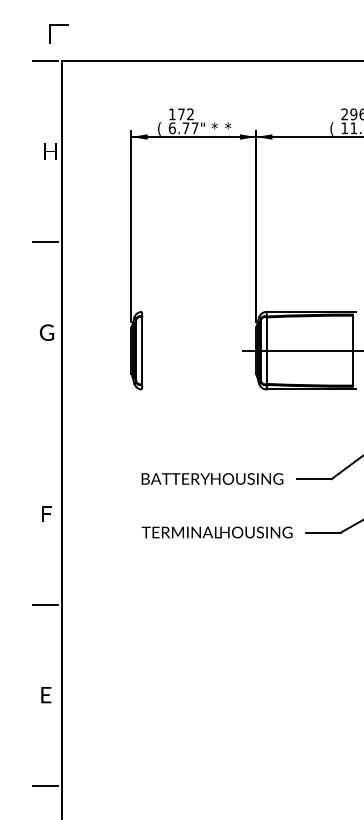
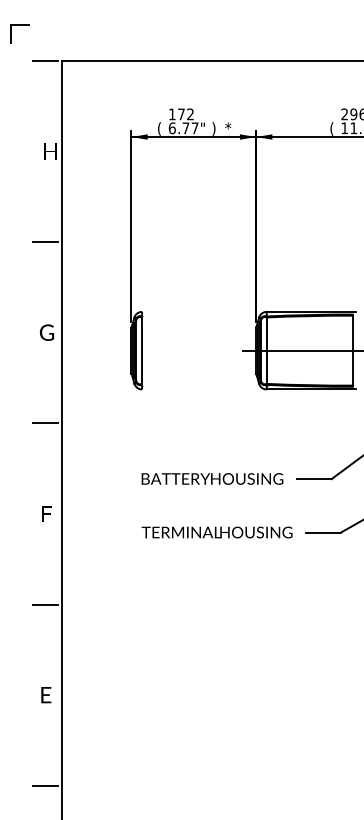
part position: (58, 25) -> (19, 25) (19, 25)
text: * -> ) (214, 128)
line: none -> present (45, 423)
